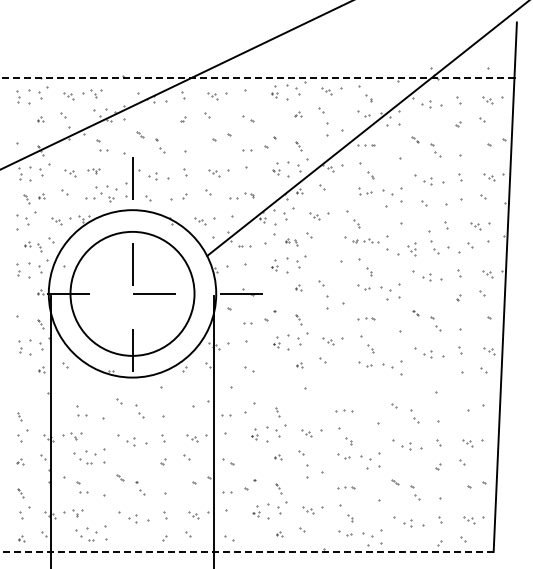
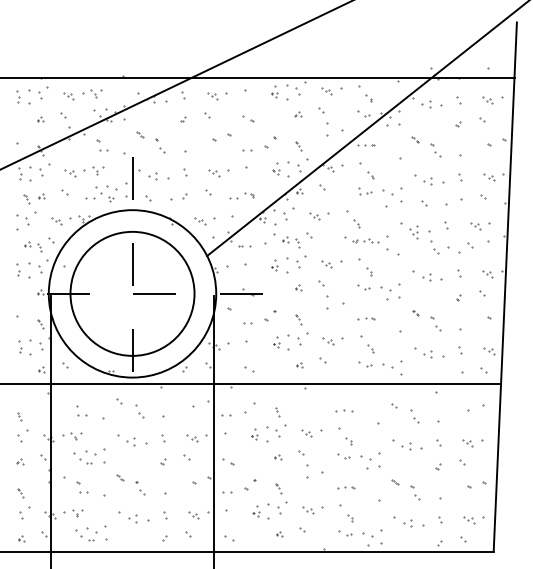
line: dashed -> solid (257, 77)
part size: 14x7 px -> 22x10 px (93, 170)
part size: 14x9 px -> 19x13 px (291, 242)
part position: (411, 249) -> (413, 232) (413, 232)
part: none -> present (326, 264)
line: none -> present (251, 383)
line: dashed -> solid (246, 551)
